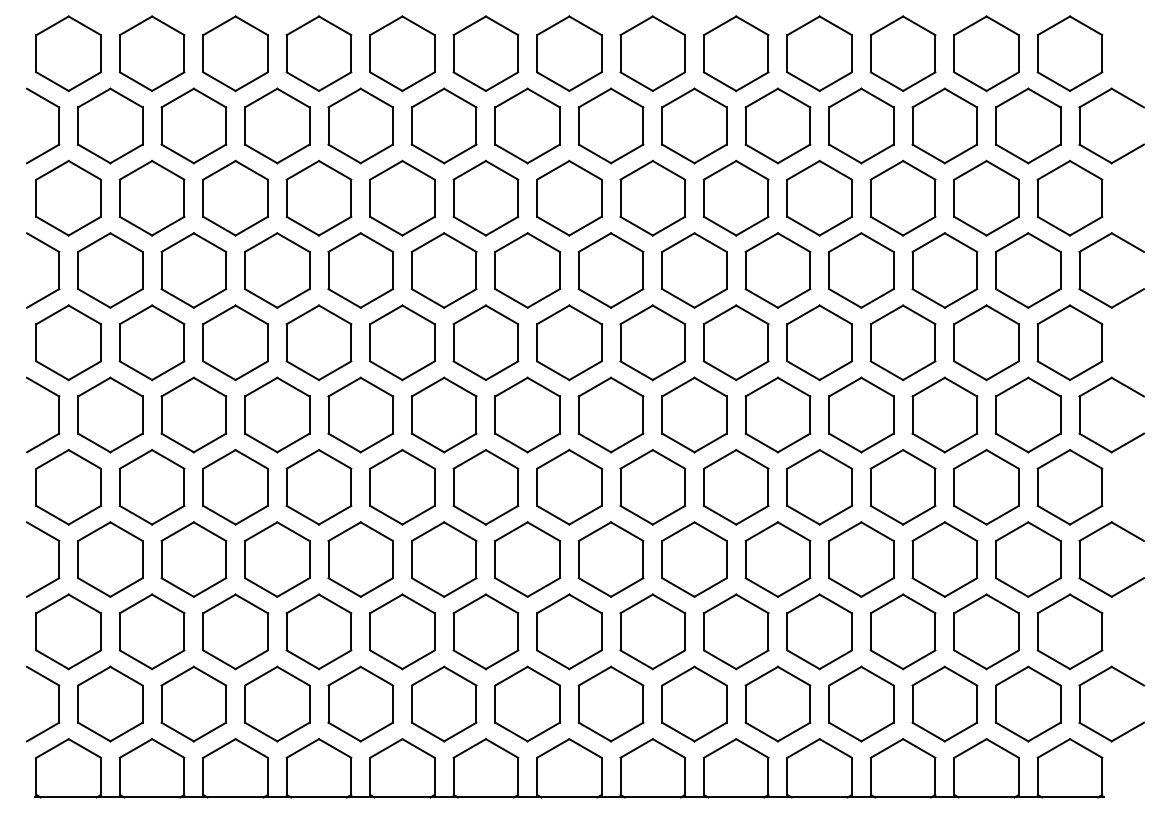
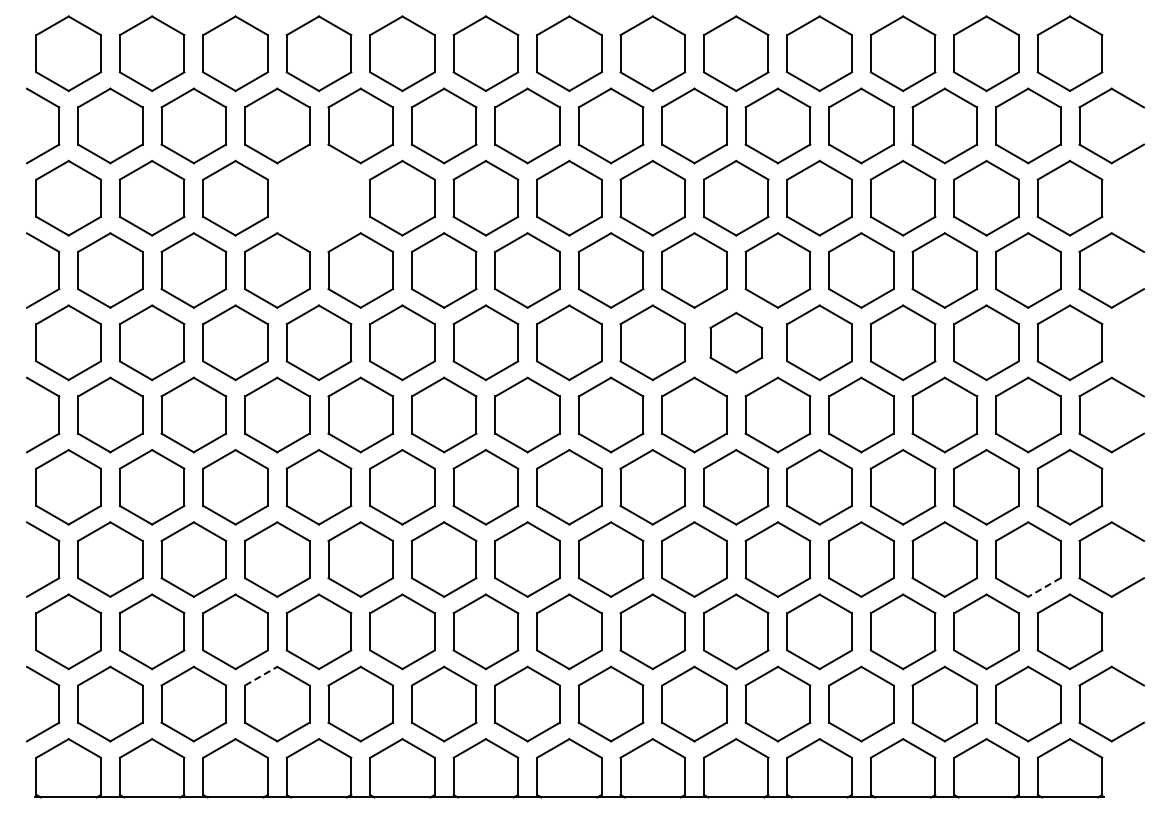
part: present -> none (318, 198)
part size: 67x78 px -> 55x63 px (736, 342)
line: solid -> dashed (1044, 587)
line: solid -> dashed (261, 676)
